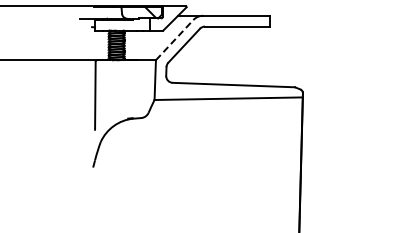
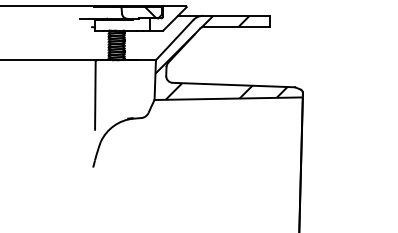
line: dashed -> solid (174, 39)
hatch: none -> present (221, 57)
